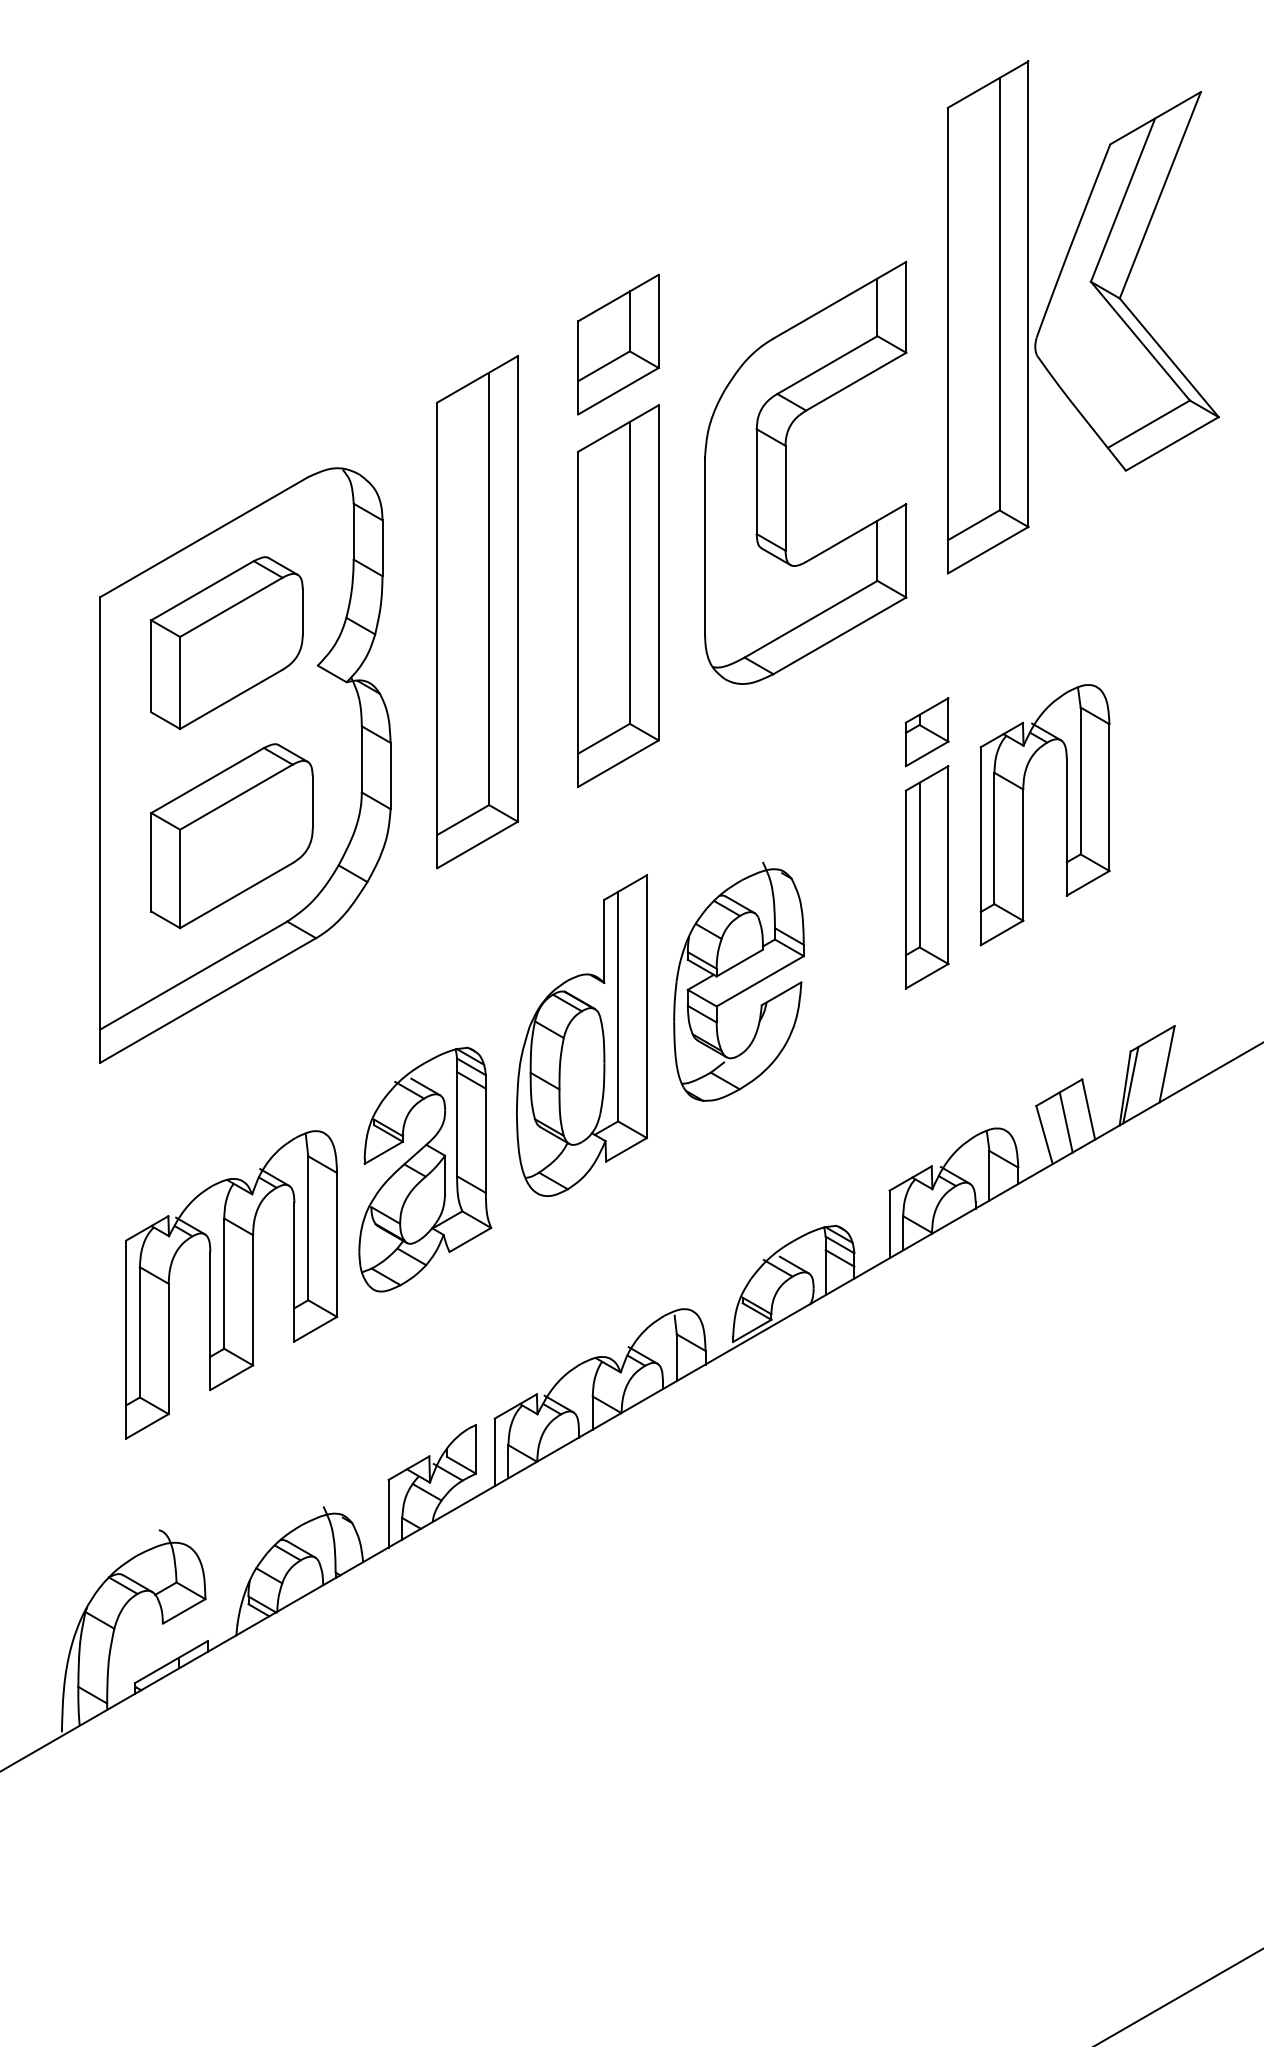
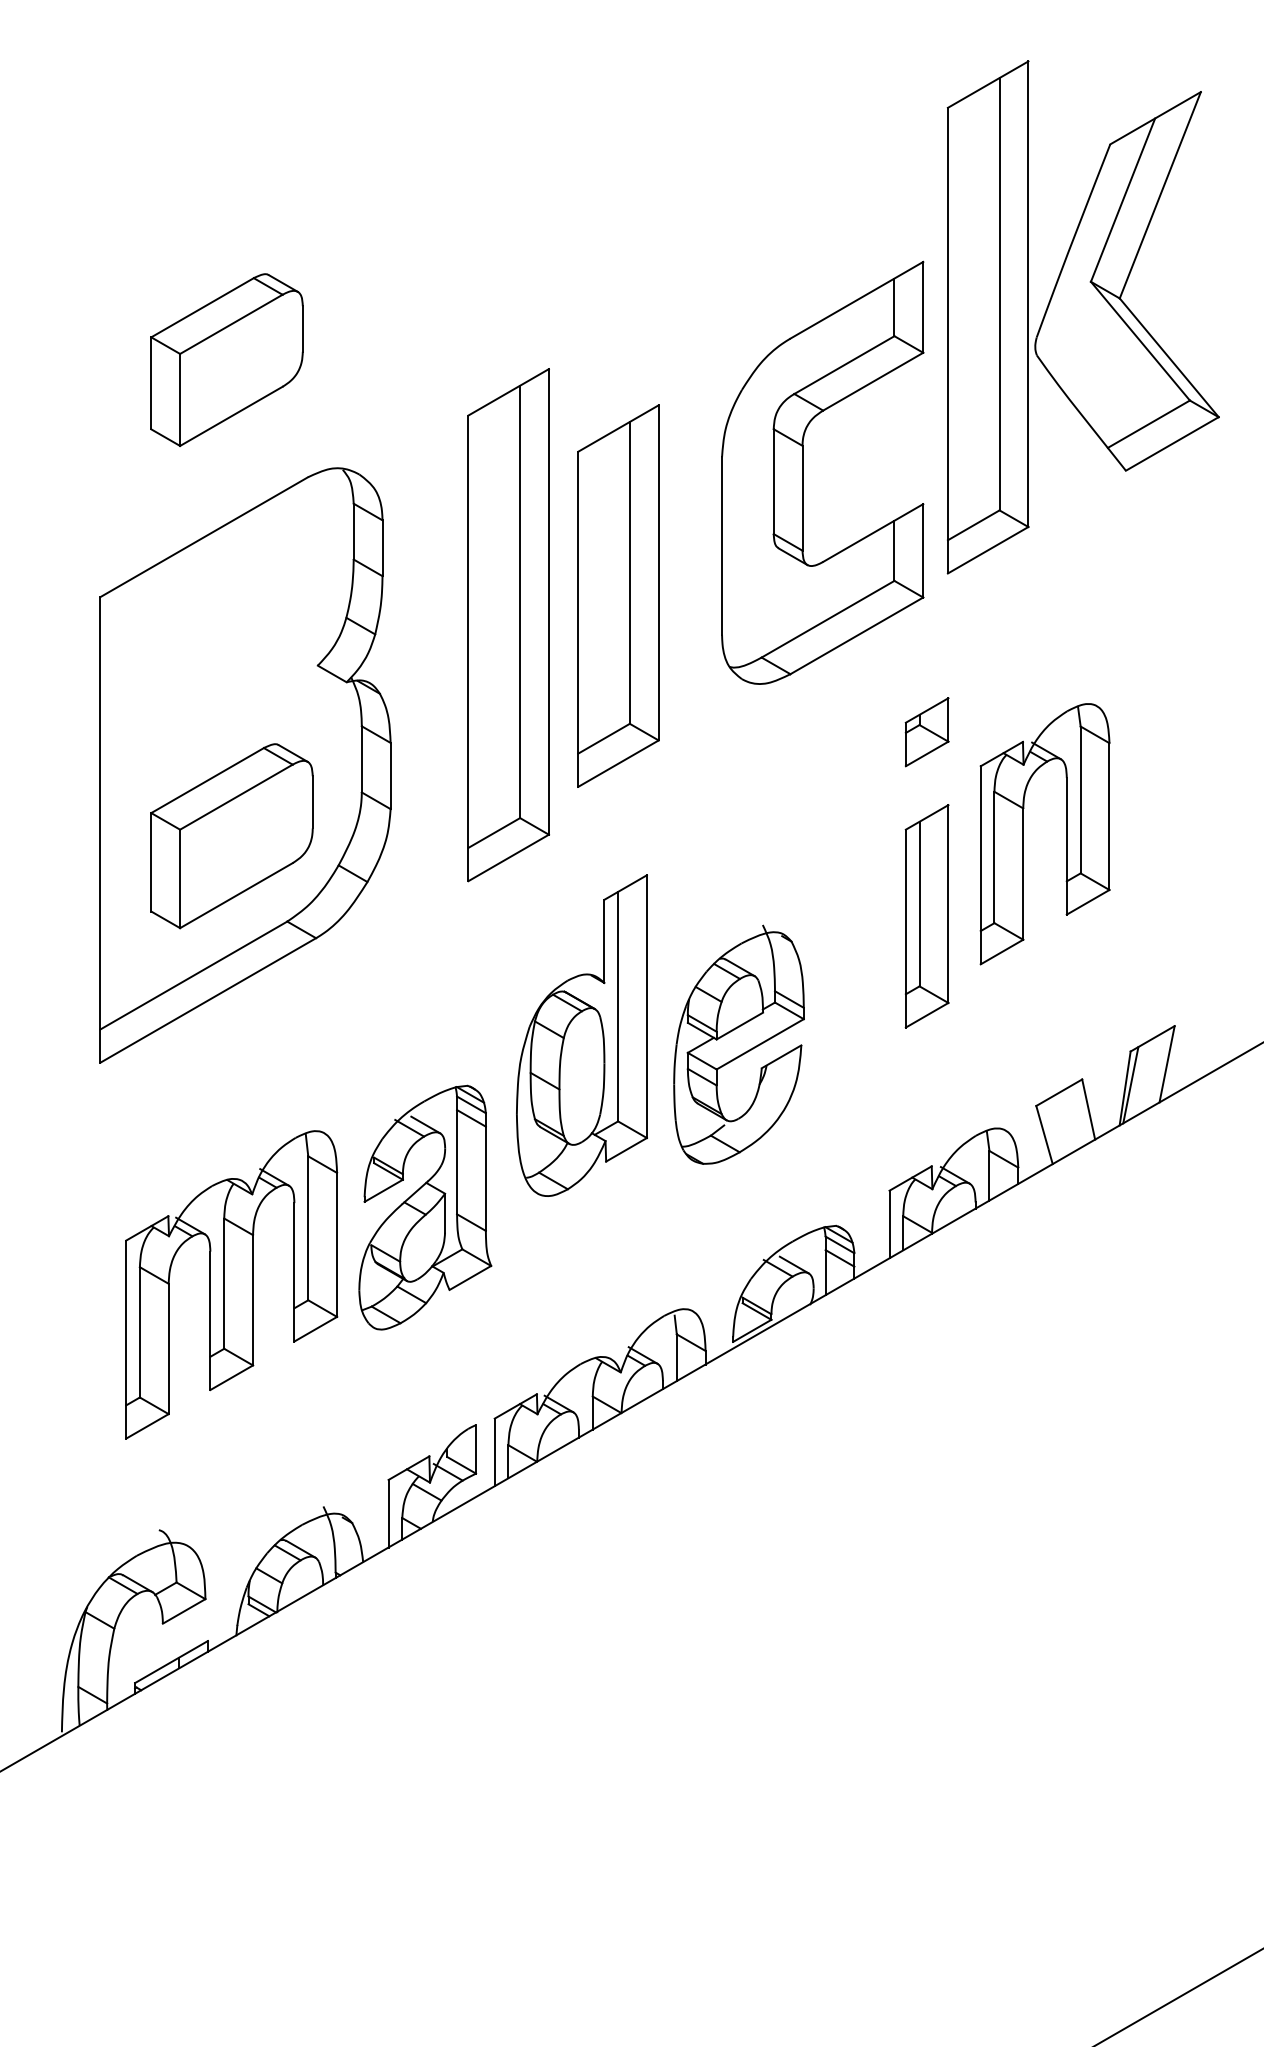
part: present -> none (618, 344)
part position: (786, 472) -> (803, 472) (803, 472)
part position: (477, 612) -> (508, 625) (508, 625)
part position: (226, 642) -> (226, 359) (226, 359)
part position: (1023, 815) -> (1023, 834) (1023, 834)
part position: (926, 877) -> (926, 916) (926, 916)
part position: (738, 981) -> (738, 1044) (738, 1044)
line: present -> none (1065, 1122)
part position: (425, 1169) -> (425, 1207) (425, 1207)
